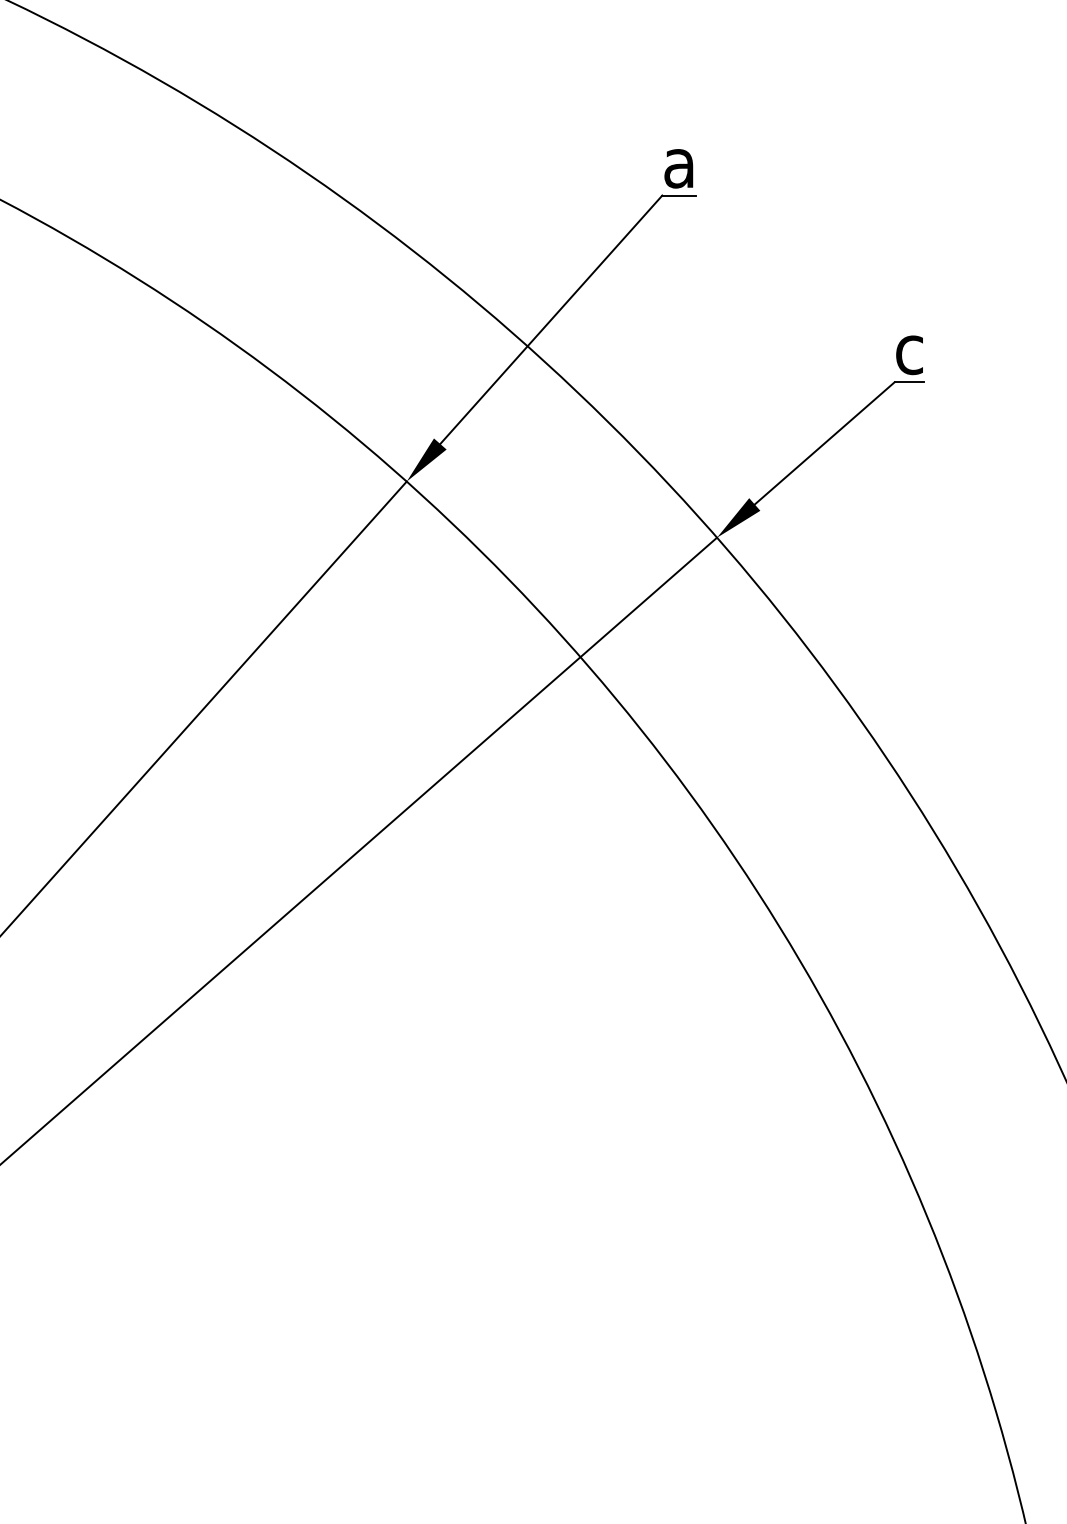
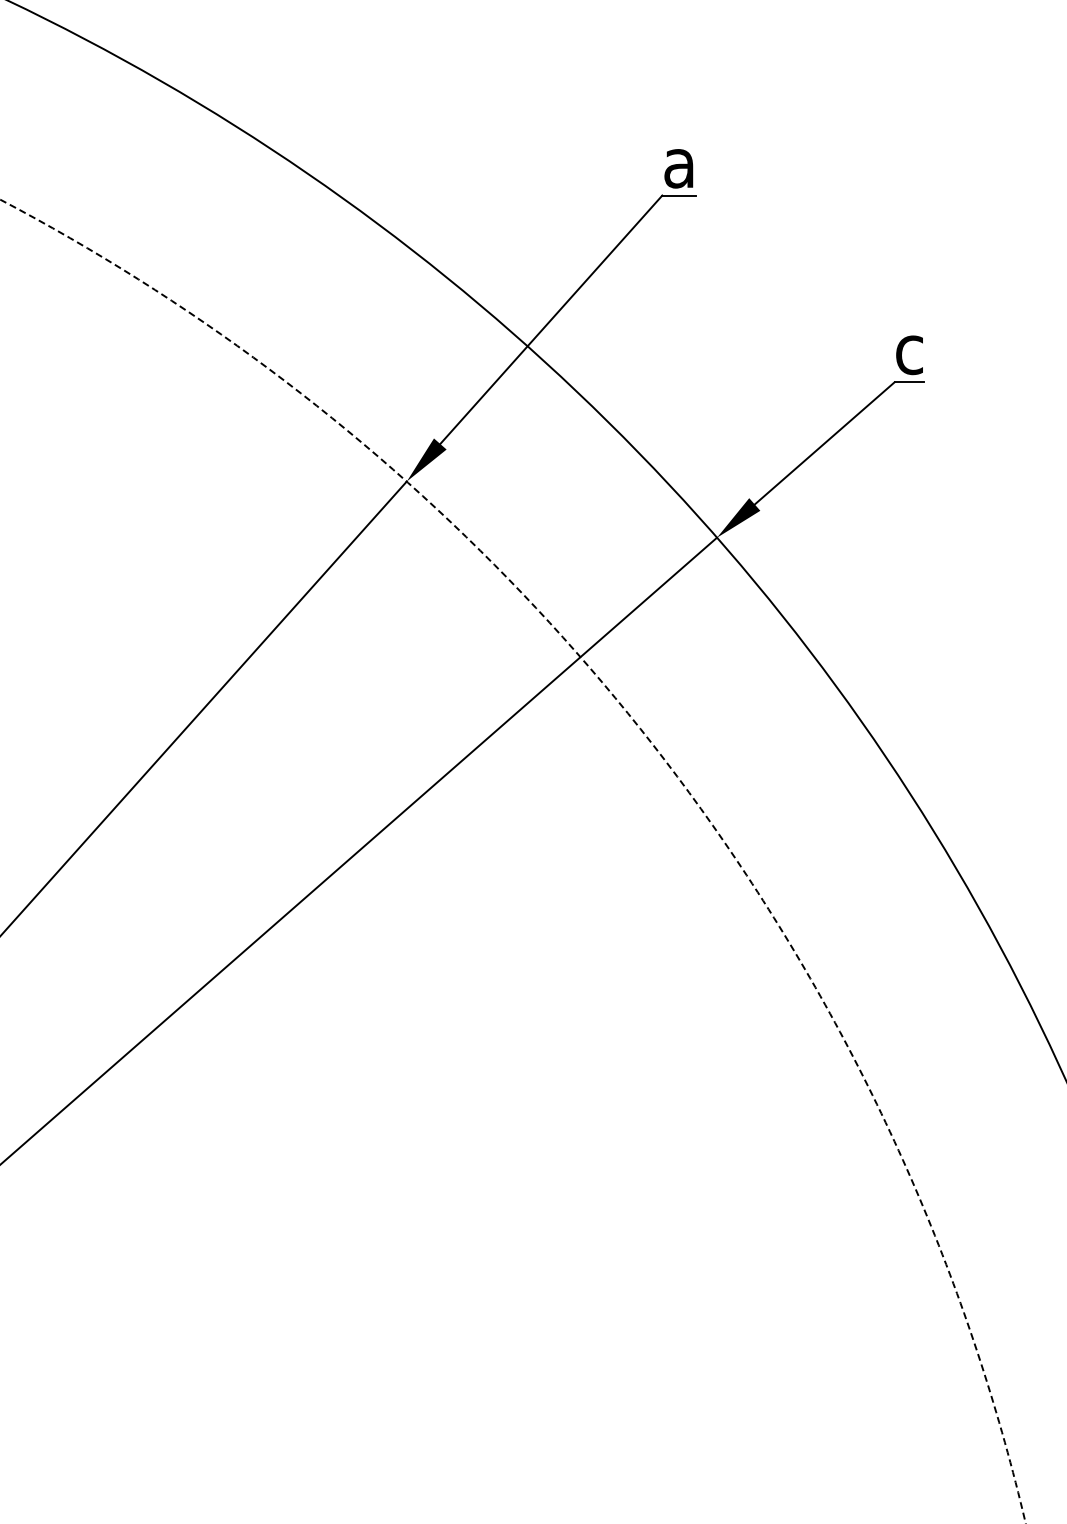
arc: solid -> dashed (658, 751)
